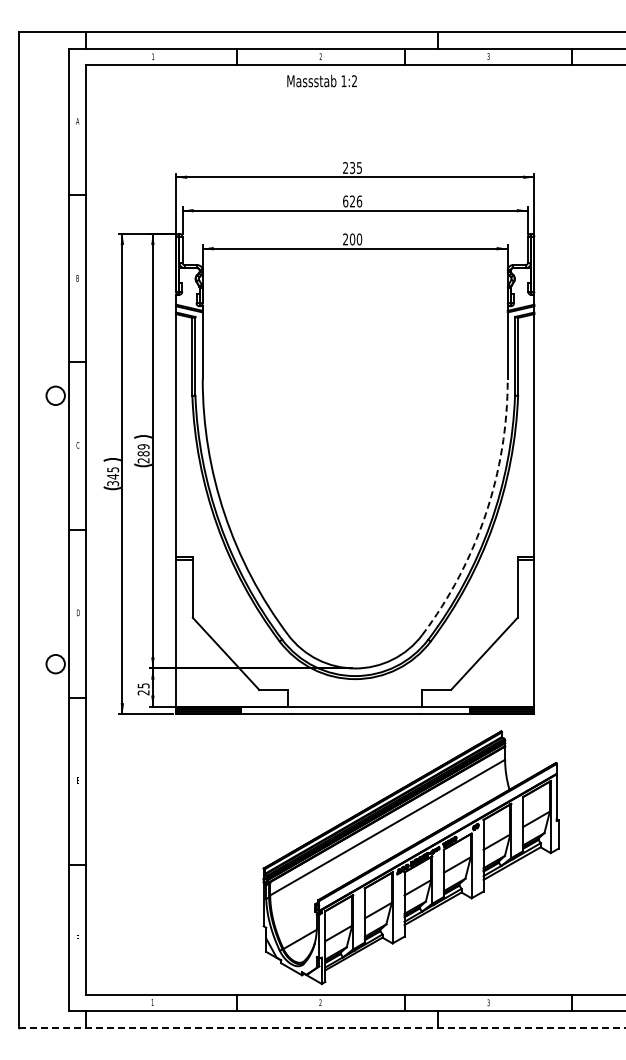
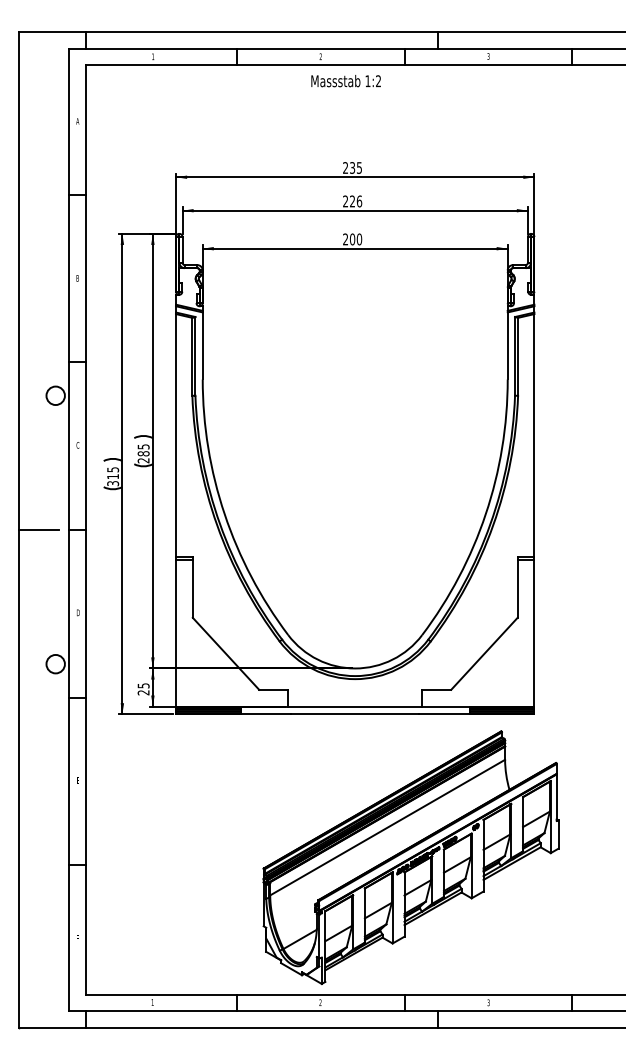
text position: (321, 81) -> (345, 81) (345, 81)
text: 626 -> 226 (345, 201)
text: 289 -> 285 (143, 446)
text: 345 -> 315 (112, 476)
arc: dashed -> solid (485, 514)
line: none -> present (38, 530)
line: dashed -> solid (322, 1028)
